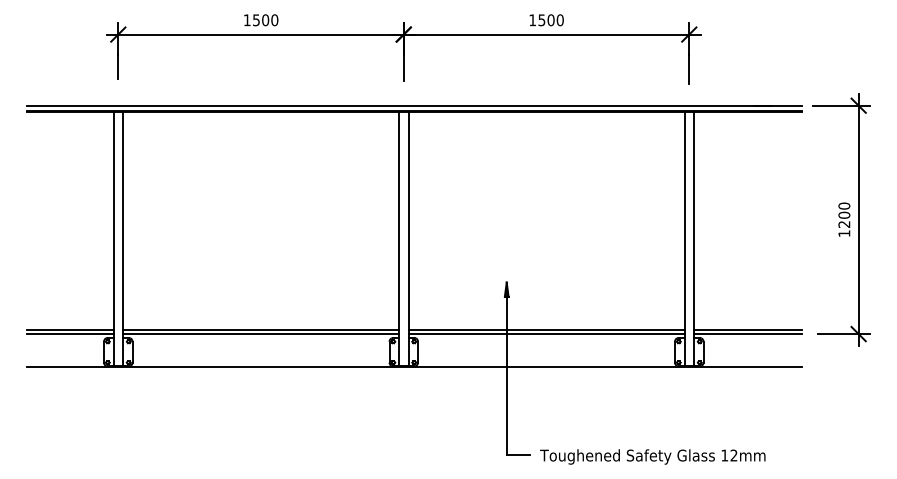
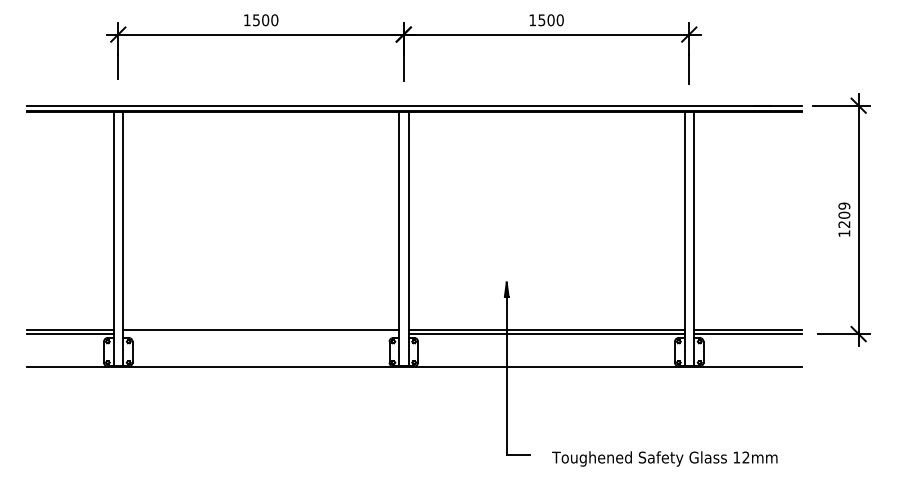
text: 1200 -> 1209 (844, 205)
line: present -> none (261, 334)
text position: (652, 456) -> (664, 458) (664, 458)
